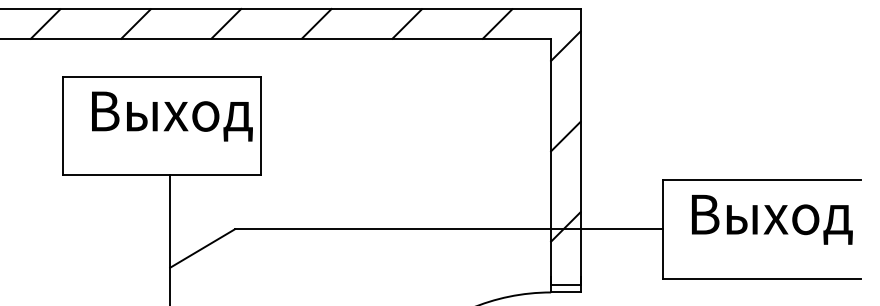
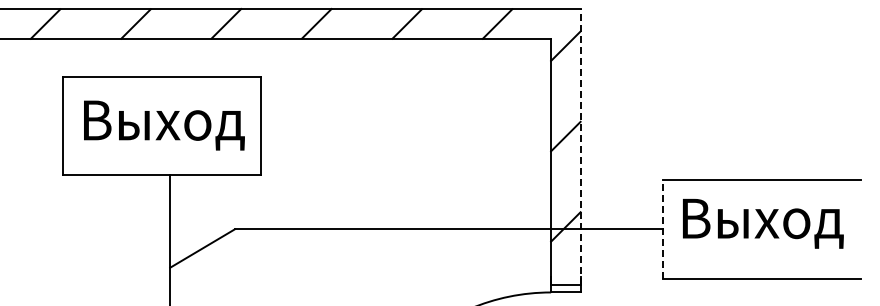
text position: (172, 116) -> (164, 125) (164, 125)
line: solid -> dashed (580, 146)
text position: (772, 219) -> (763, 223) (763, 223)
line: solid -> dashed (663, 228)
